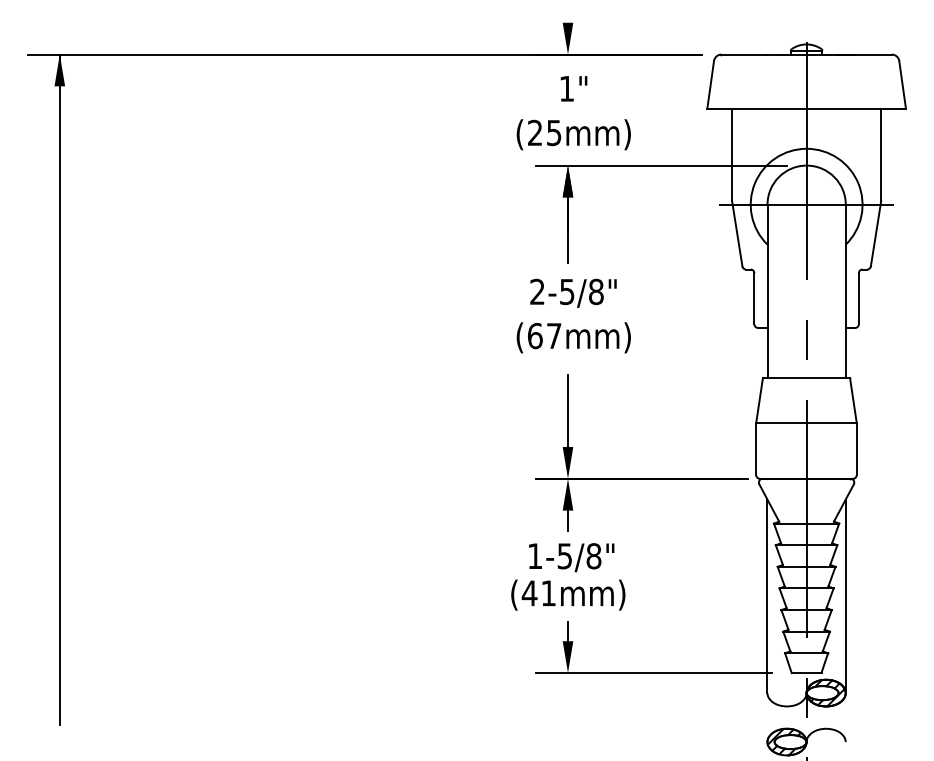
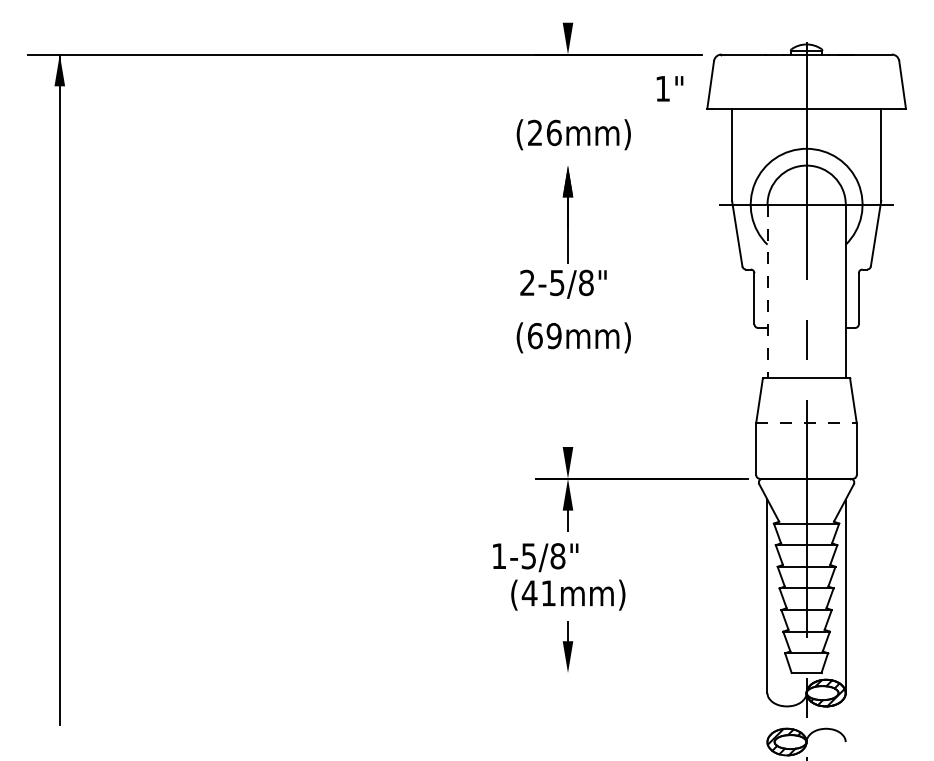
text position: (573, 88) -> (669, 88) (669, 88)
text: (25mm) -> (26mm) (554, 132)
line: present -> none (661, 165)
line: solid -> dashed (767, 291)
text position: (573, 292) -> (563, 283) (563, 283)
text: (67mm) -> (69mm) (553, 336)
line: present -> none (568, 411)
line: solid -> dashed (806, 422)
text position: (571, 557) -> (535, 557) (535, 557)
line: present -> none (653, 673)
